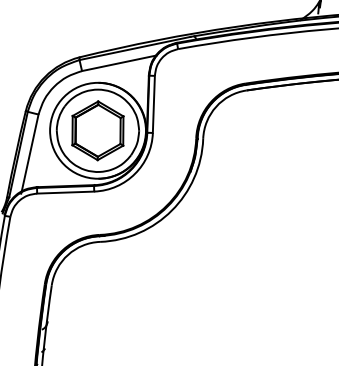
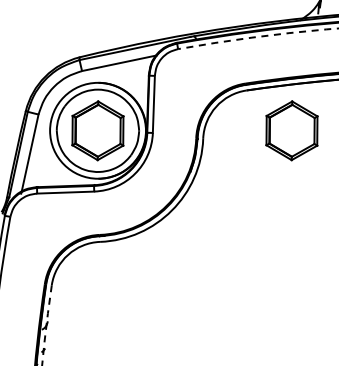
arc: solid -> dashed (257, 36)
part: none -> present (291, 130)
arc: solid -> dashed (46, 325)
